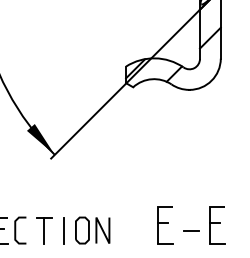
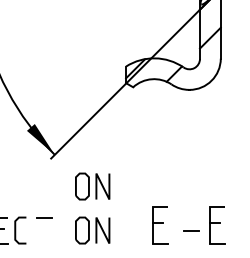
part: none -> present (92, 186)
part position: (165, 225) -> (160, 225) (160, 225)
line: present -> none (44, 230)
line: present -> none (64, 230)
